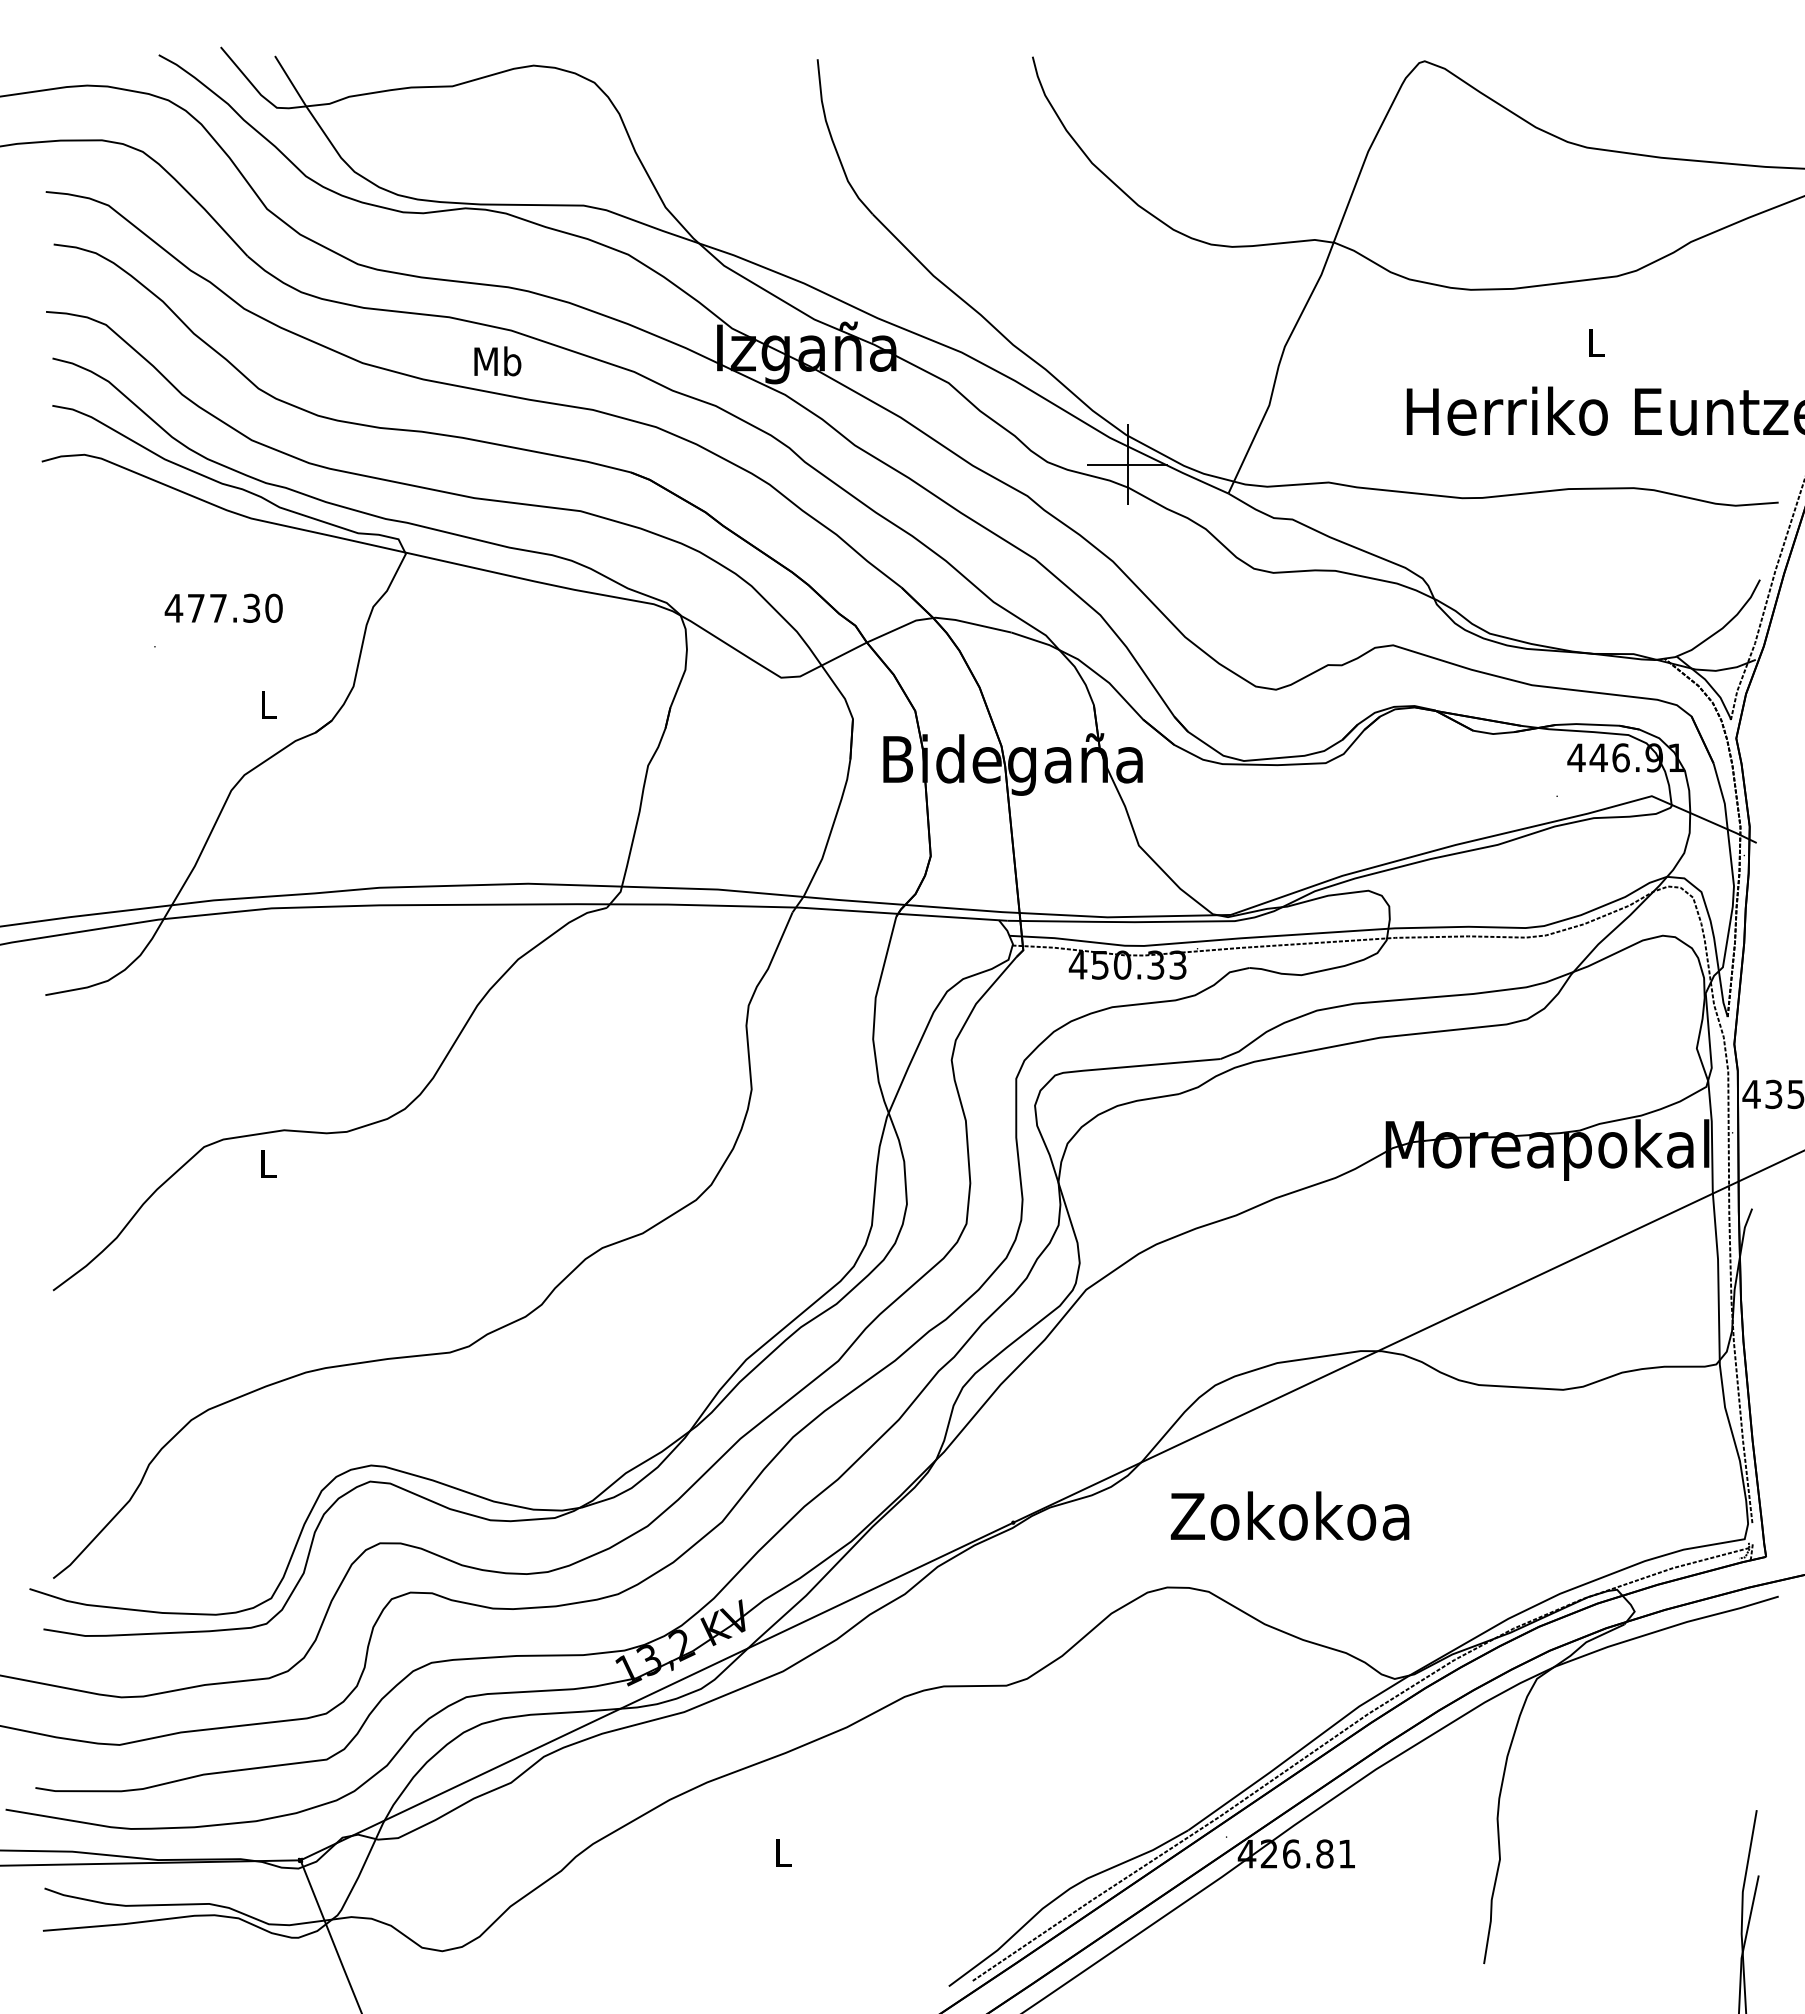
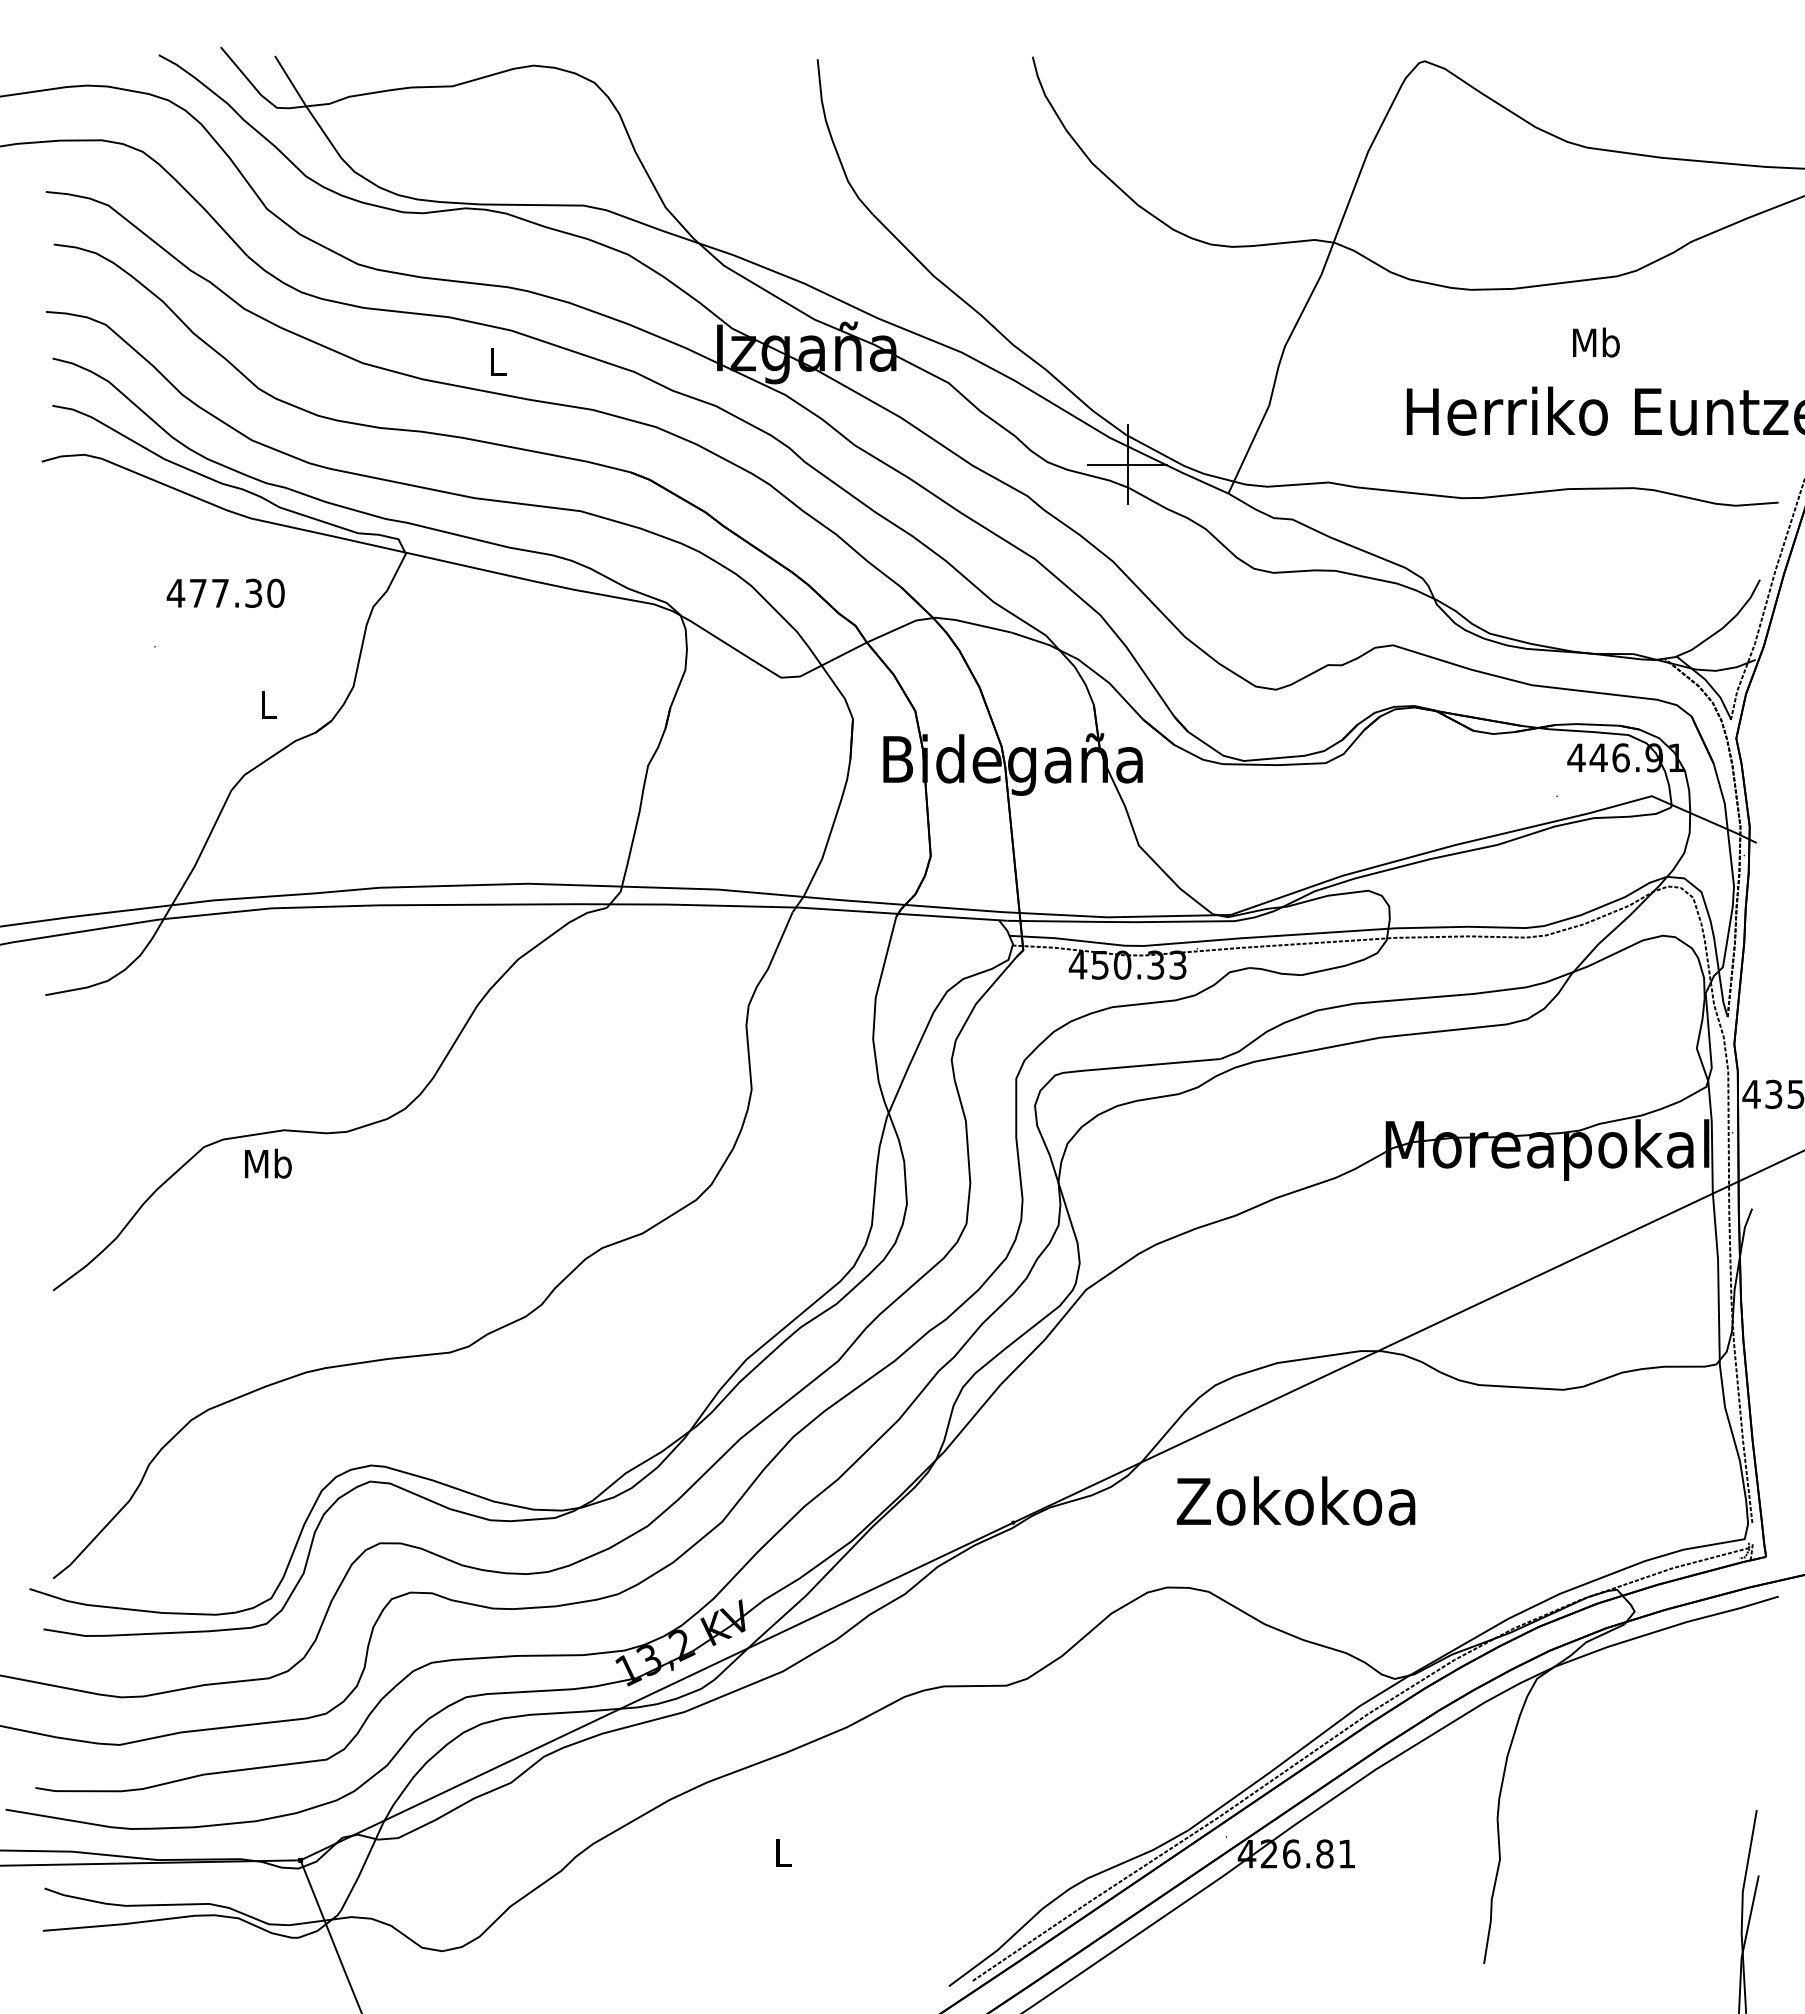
text: L -> Mb (1596, 342)
text: Mb -> L (497, 361)
text position: (223, 607) -> (225, 592) (225, 592)
text: L -> Mb (268, 1163)
text position: (1289, 1515) -> (1295, 1500) (1295, 1500)
